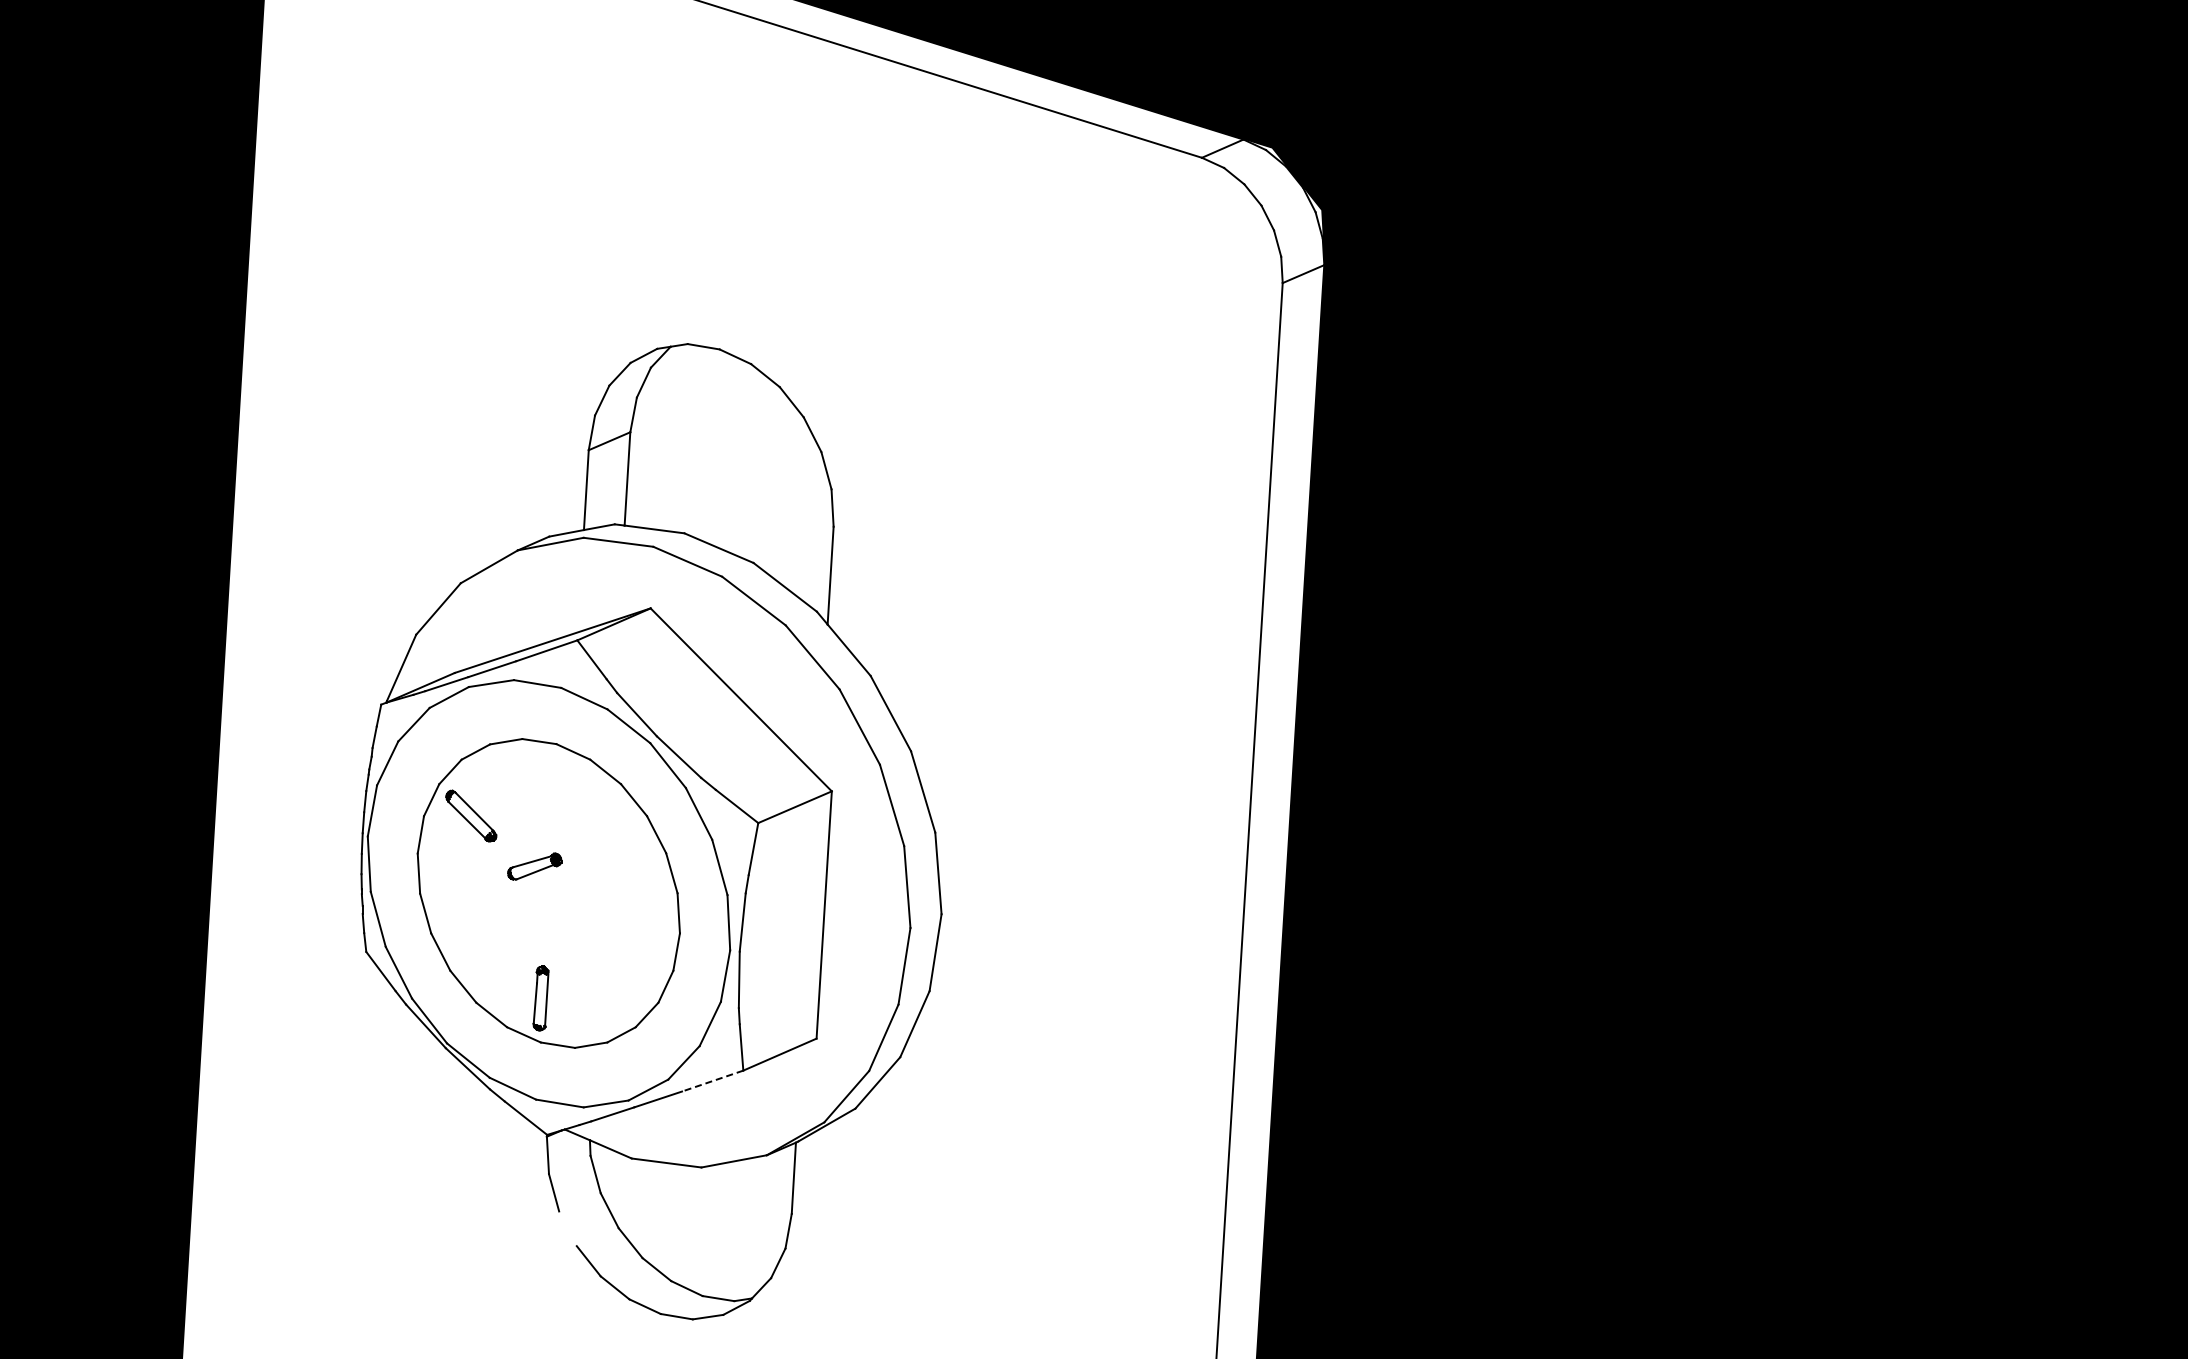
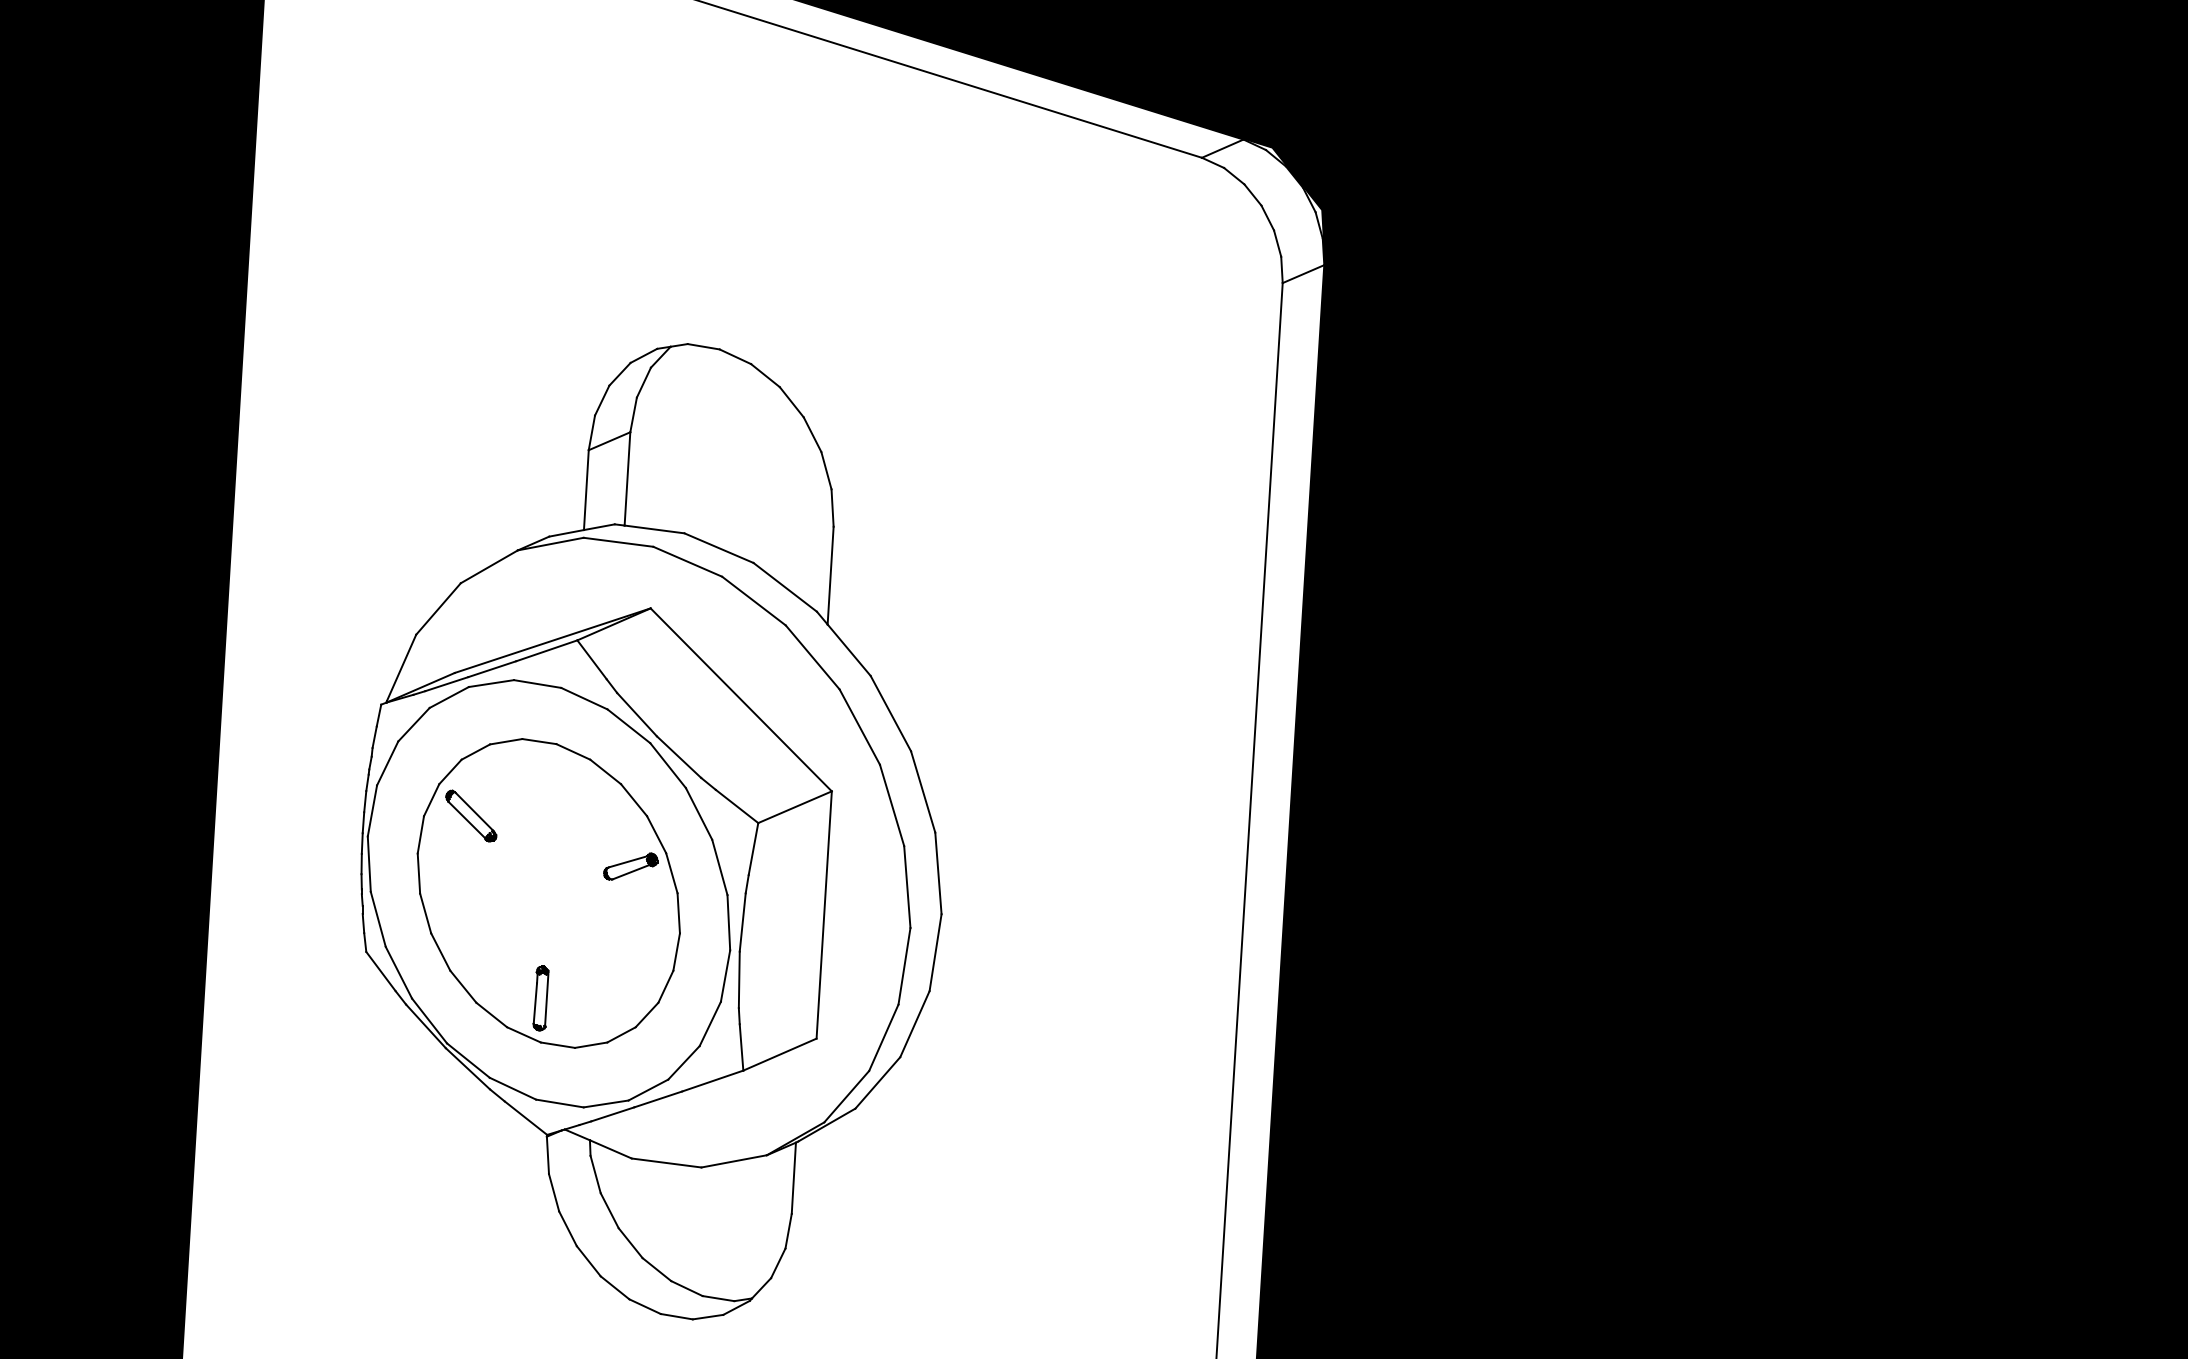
part position: (534, 866) -> (630, 866) (630, 866)
line: dashed -> solid (712, 1081)
line: none -> present (567, 1228)
